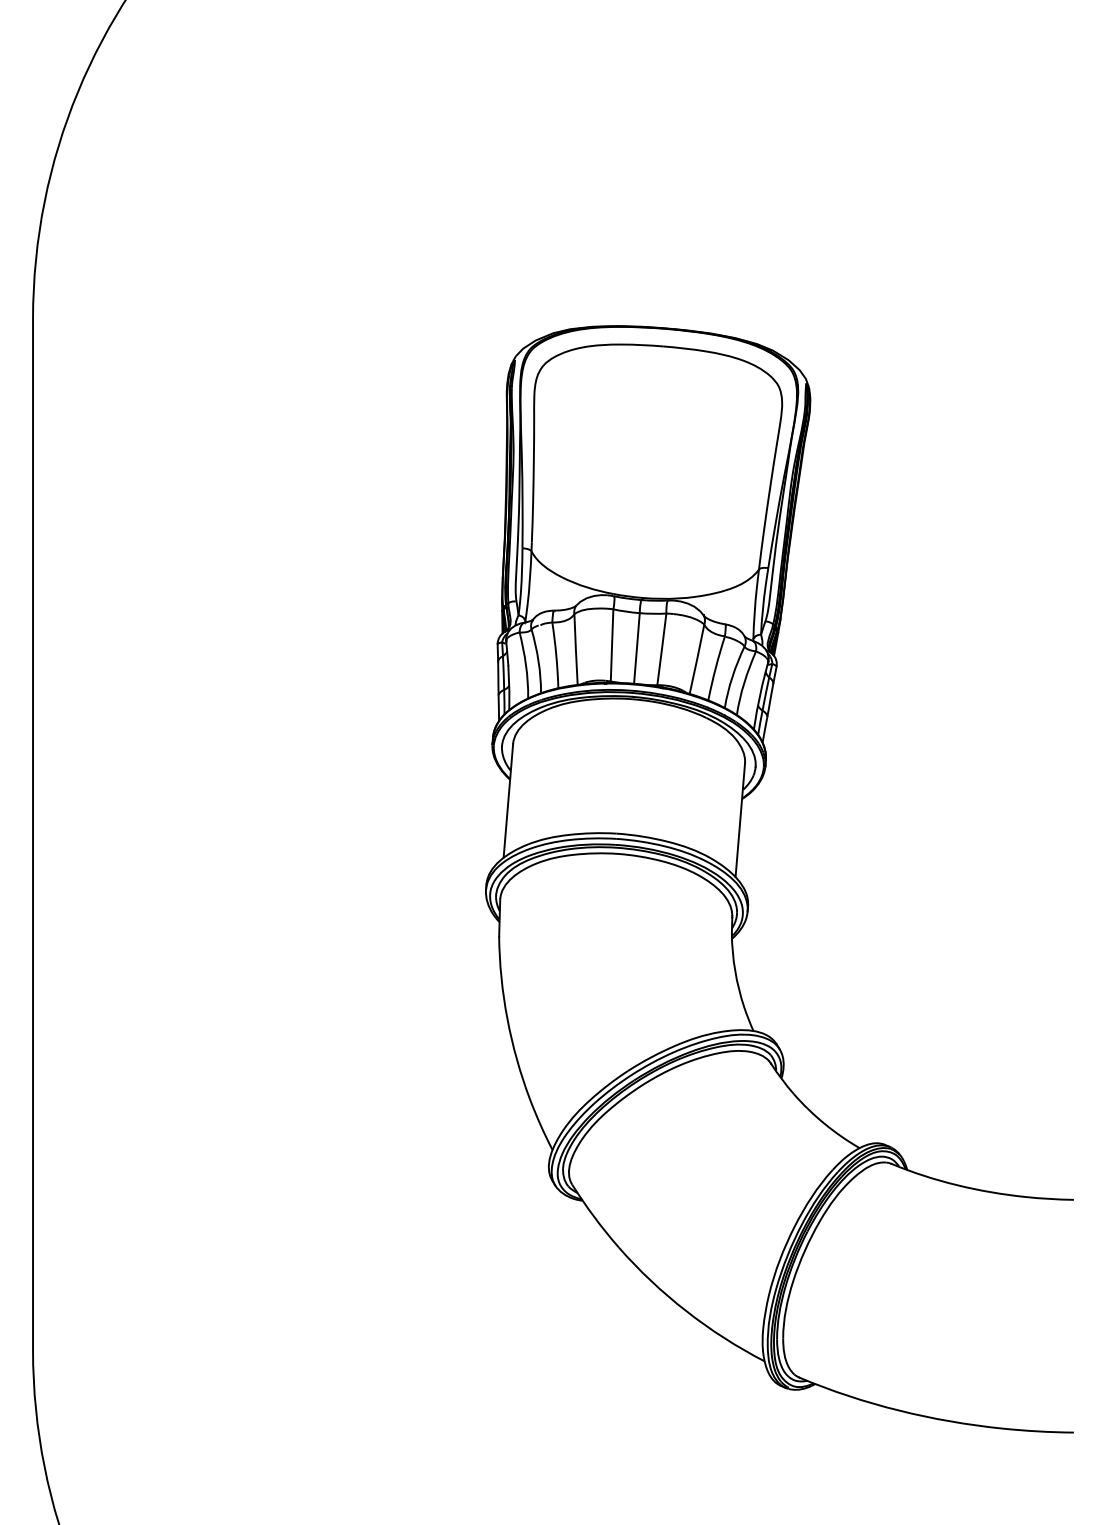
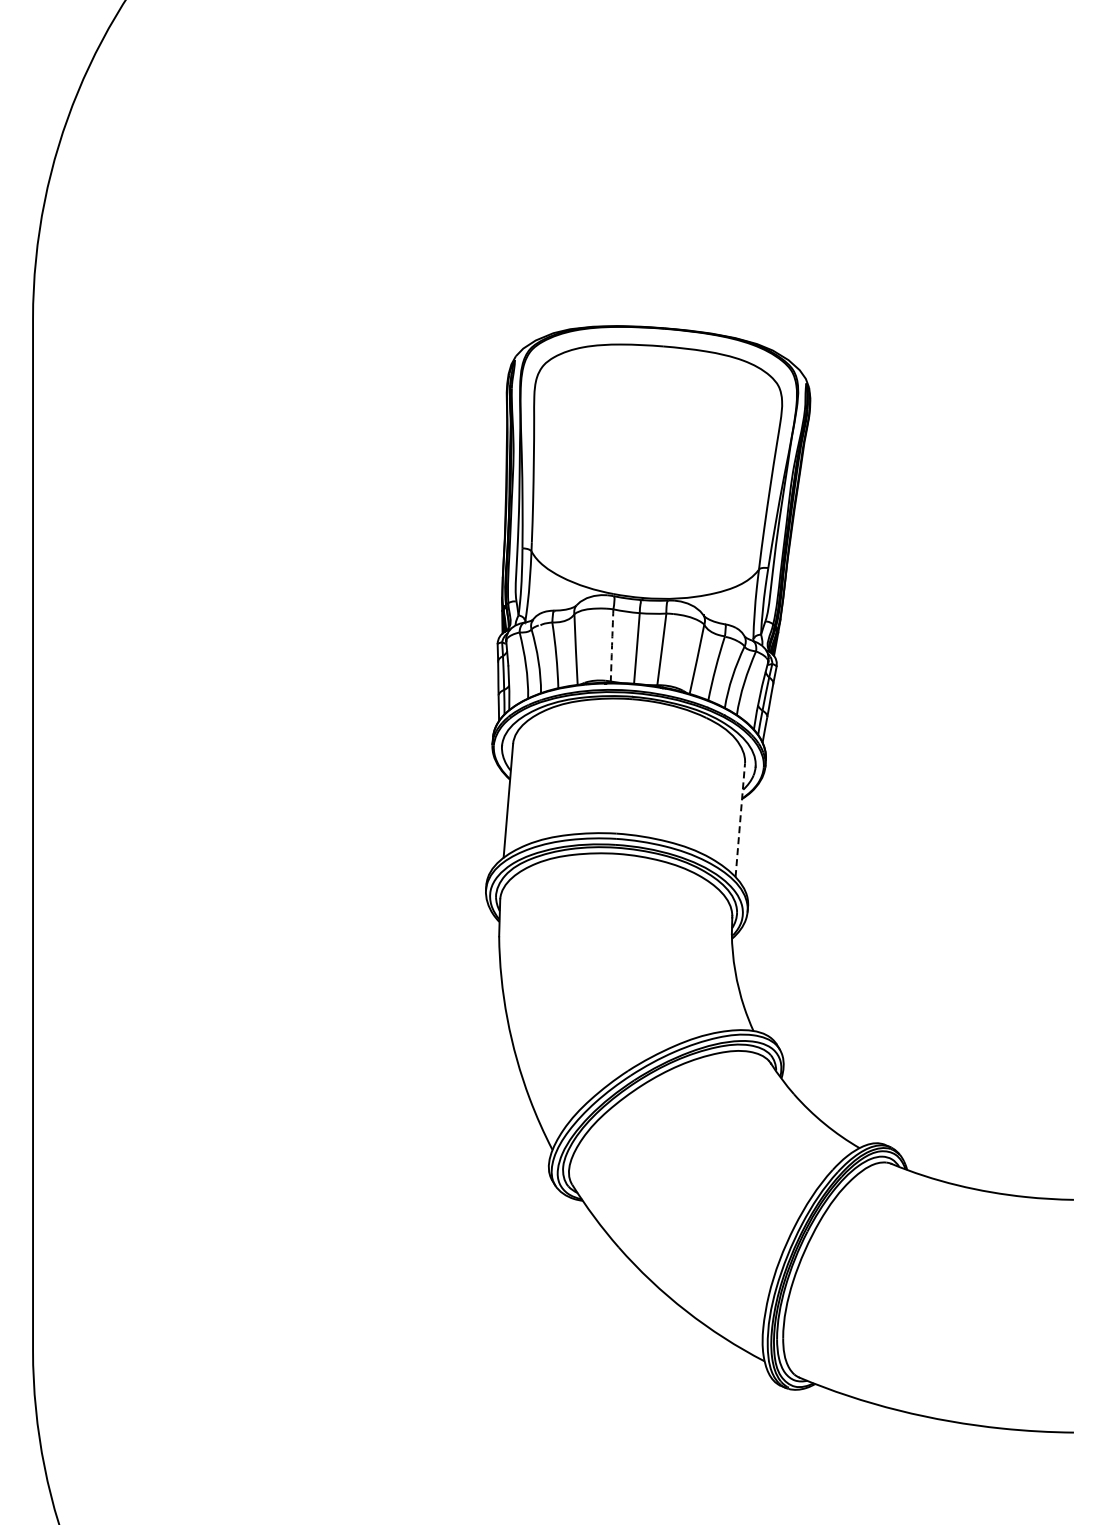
arc: solid -> dashed (612, 645)
line: solid -> dashed (740, 819)
